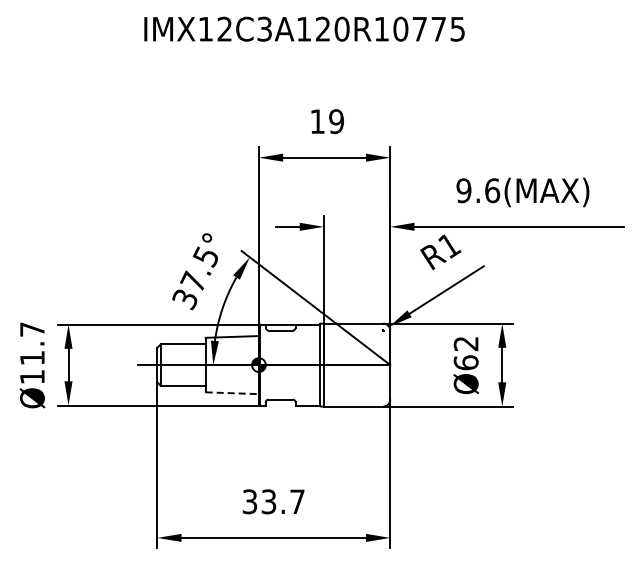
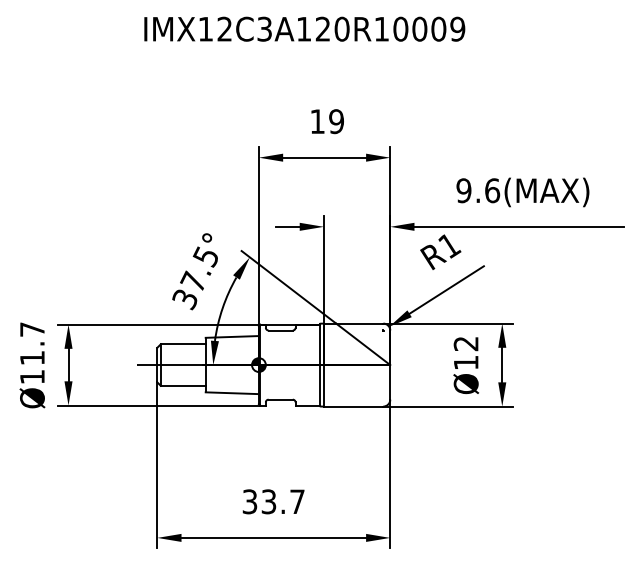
text: IMX12C3A120R10775 -> IMX12C3A120R10009 (438, 28)
text: Ø62 -> Ø12 (465, 362)
line: dashed -> solid (232, 393)
